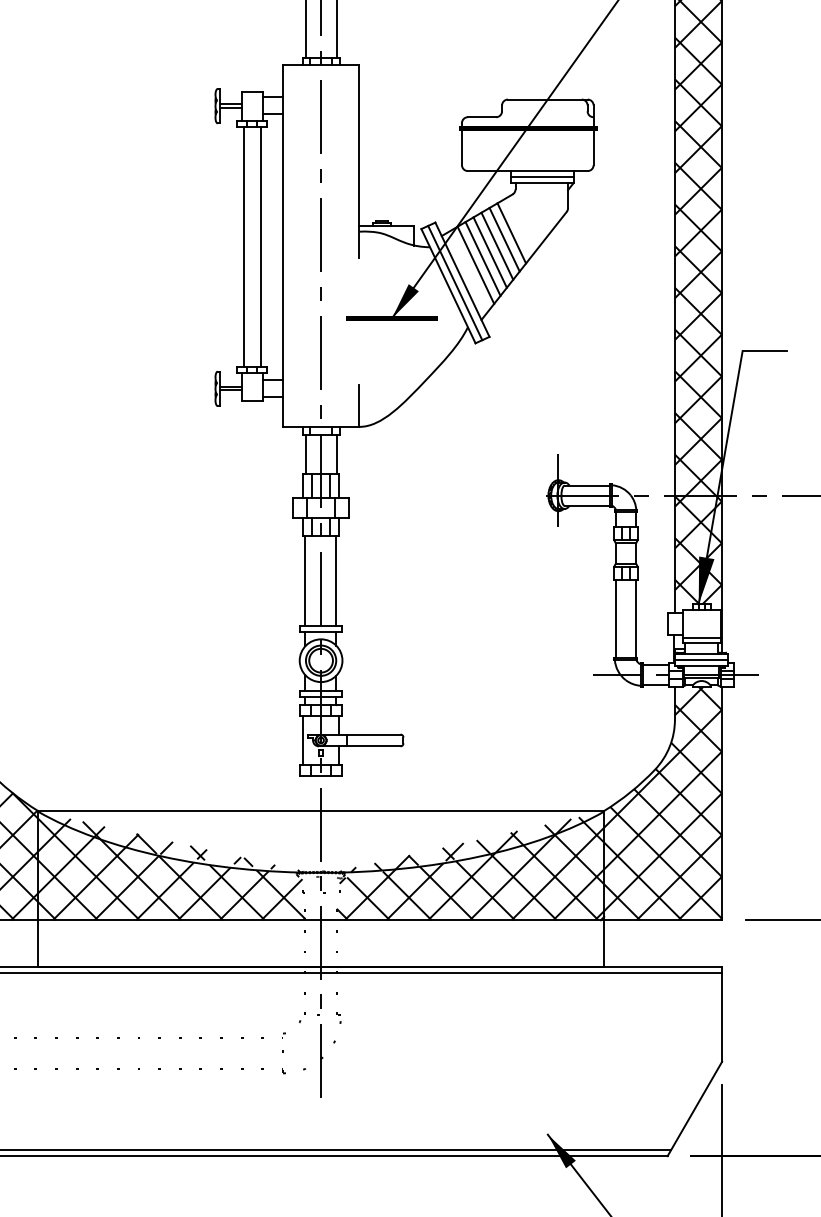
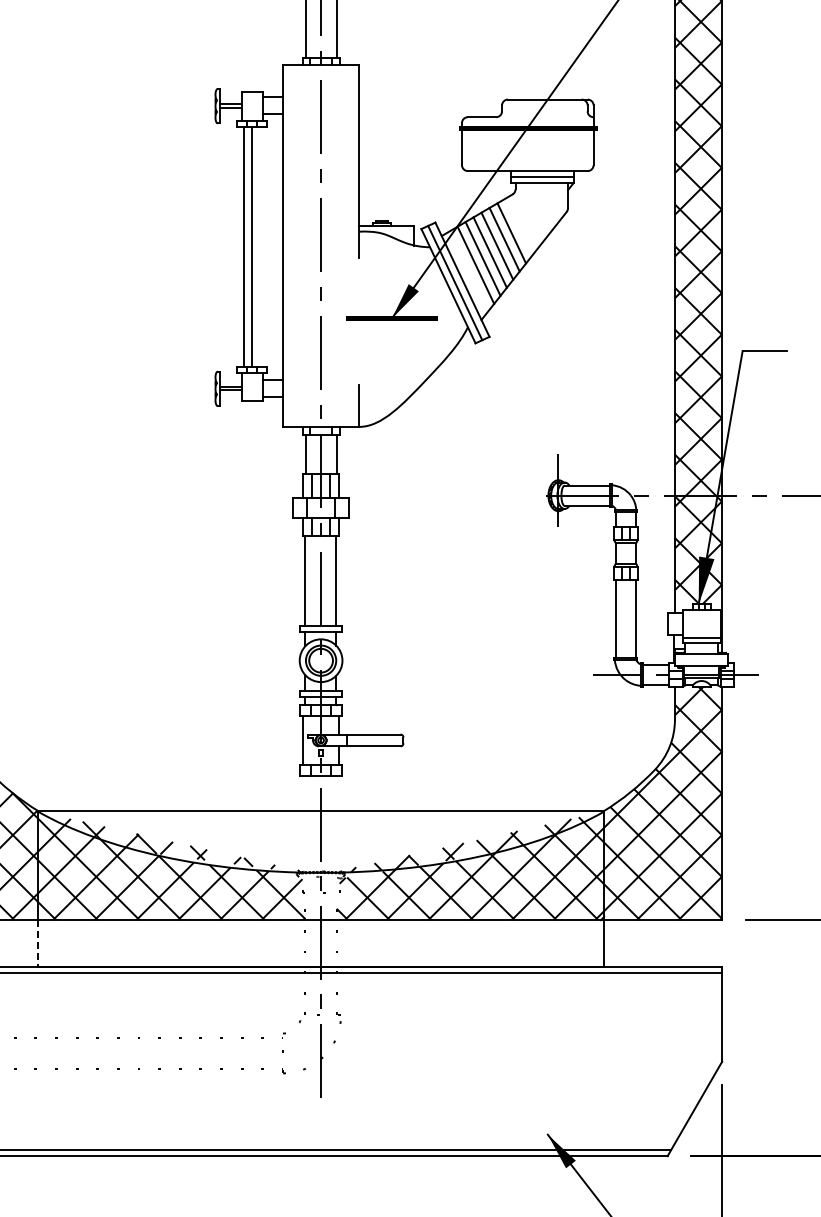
line position: (260, 246) -> (251, 246) (251, 246)
line: present -> none (701, 660)
line: solid -> dashed (38, 943)
